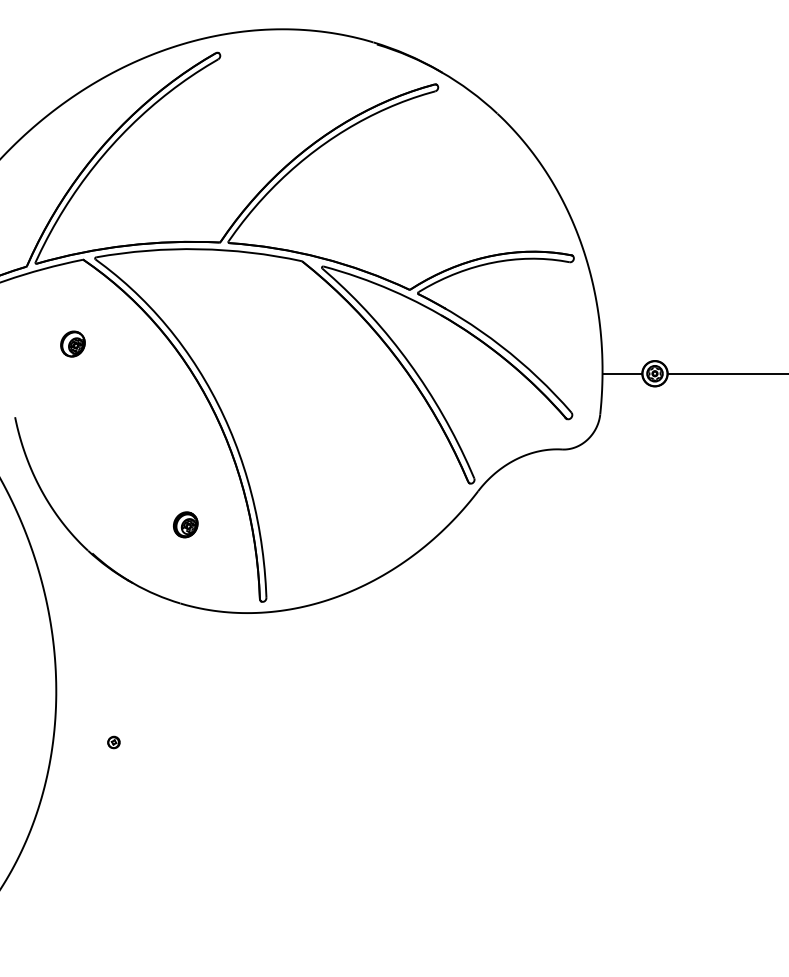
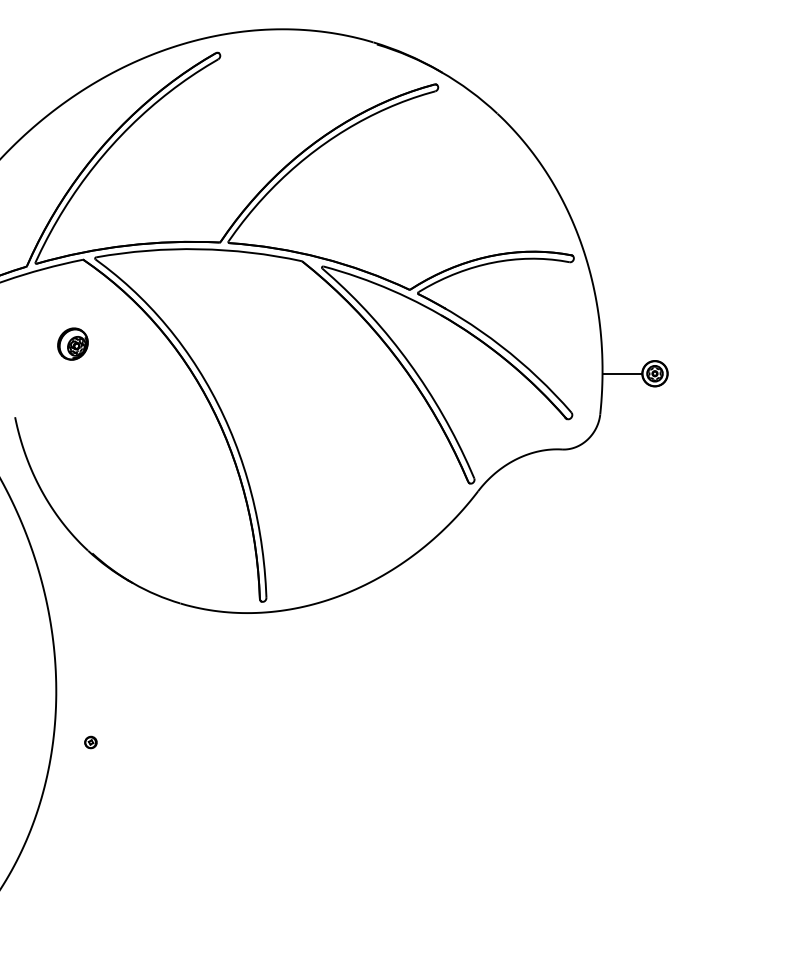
part size: 26x28 px -> 32x34 px (72, 343)
line: present -> none (726, 374)
part: present -> none (185, 524)
part position: (113, 742) -> (90, 742) (90, 742)
